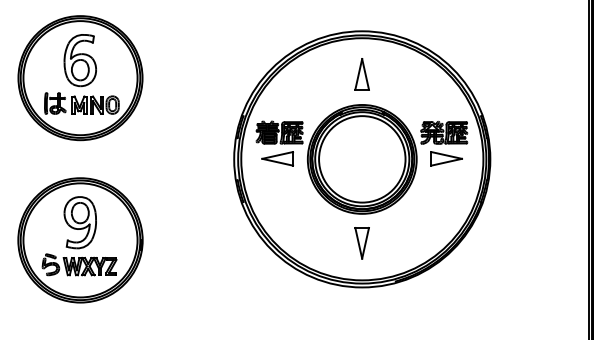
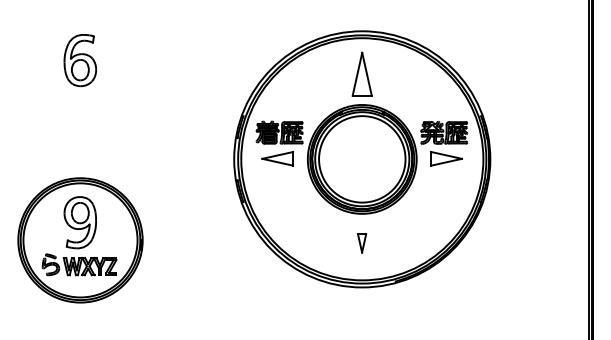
part size: 16x33 px -> 22x46 px (361, 73)
part: present -> none (80, 78)
part size: 16x33 px -> 11x21 px (362, 243)
